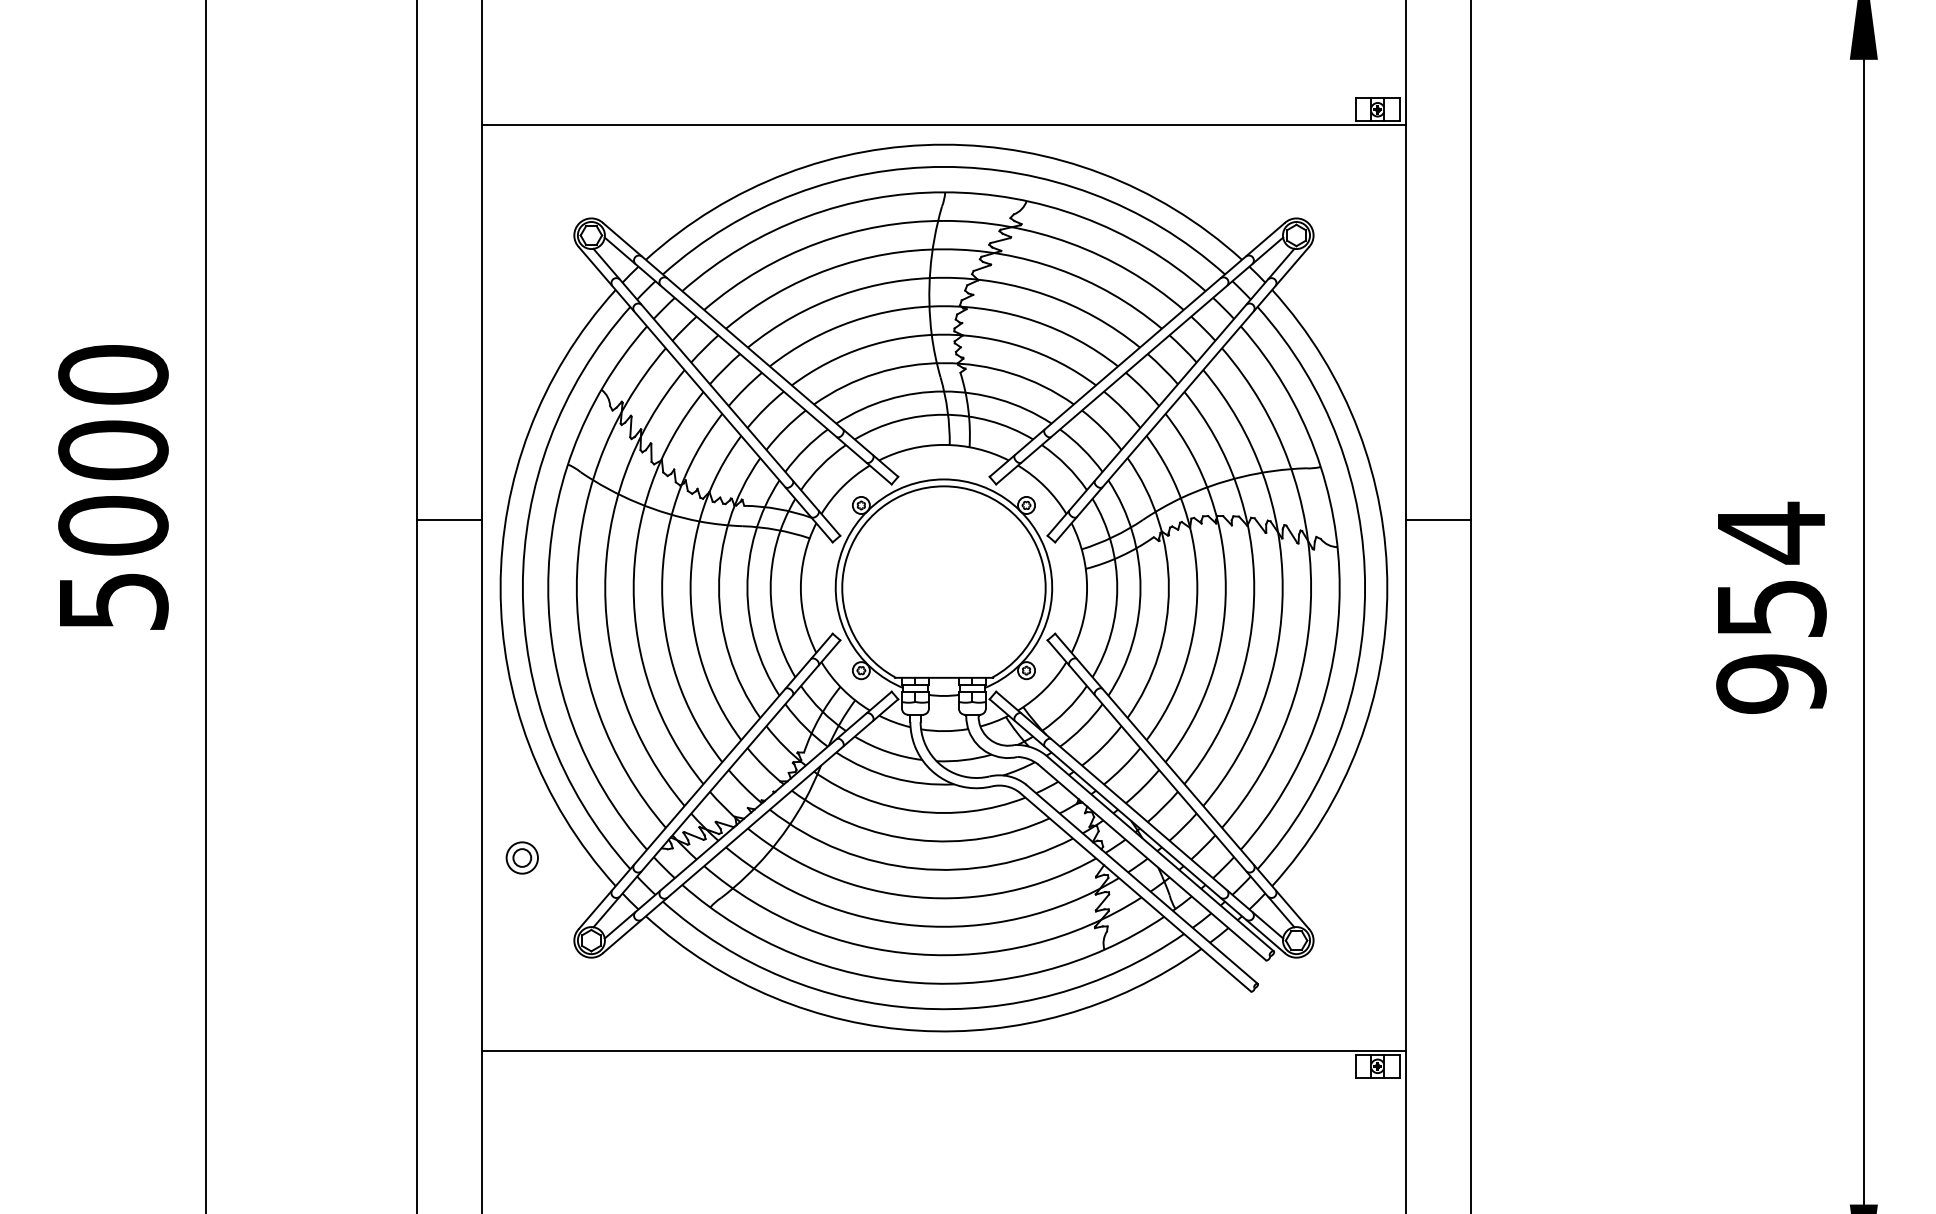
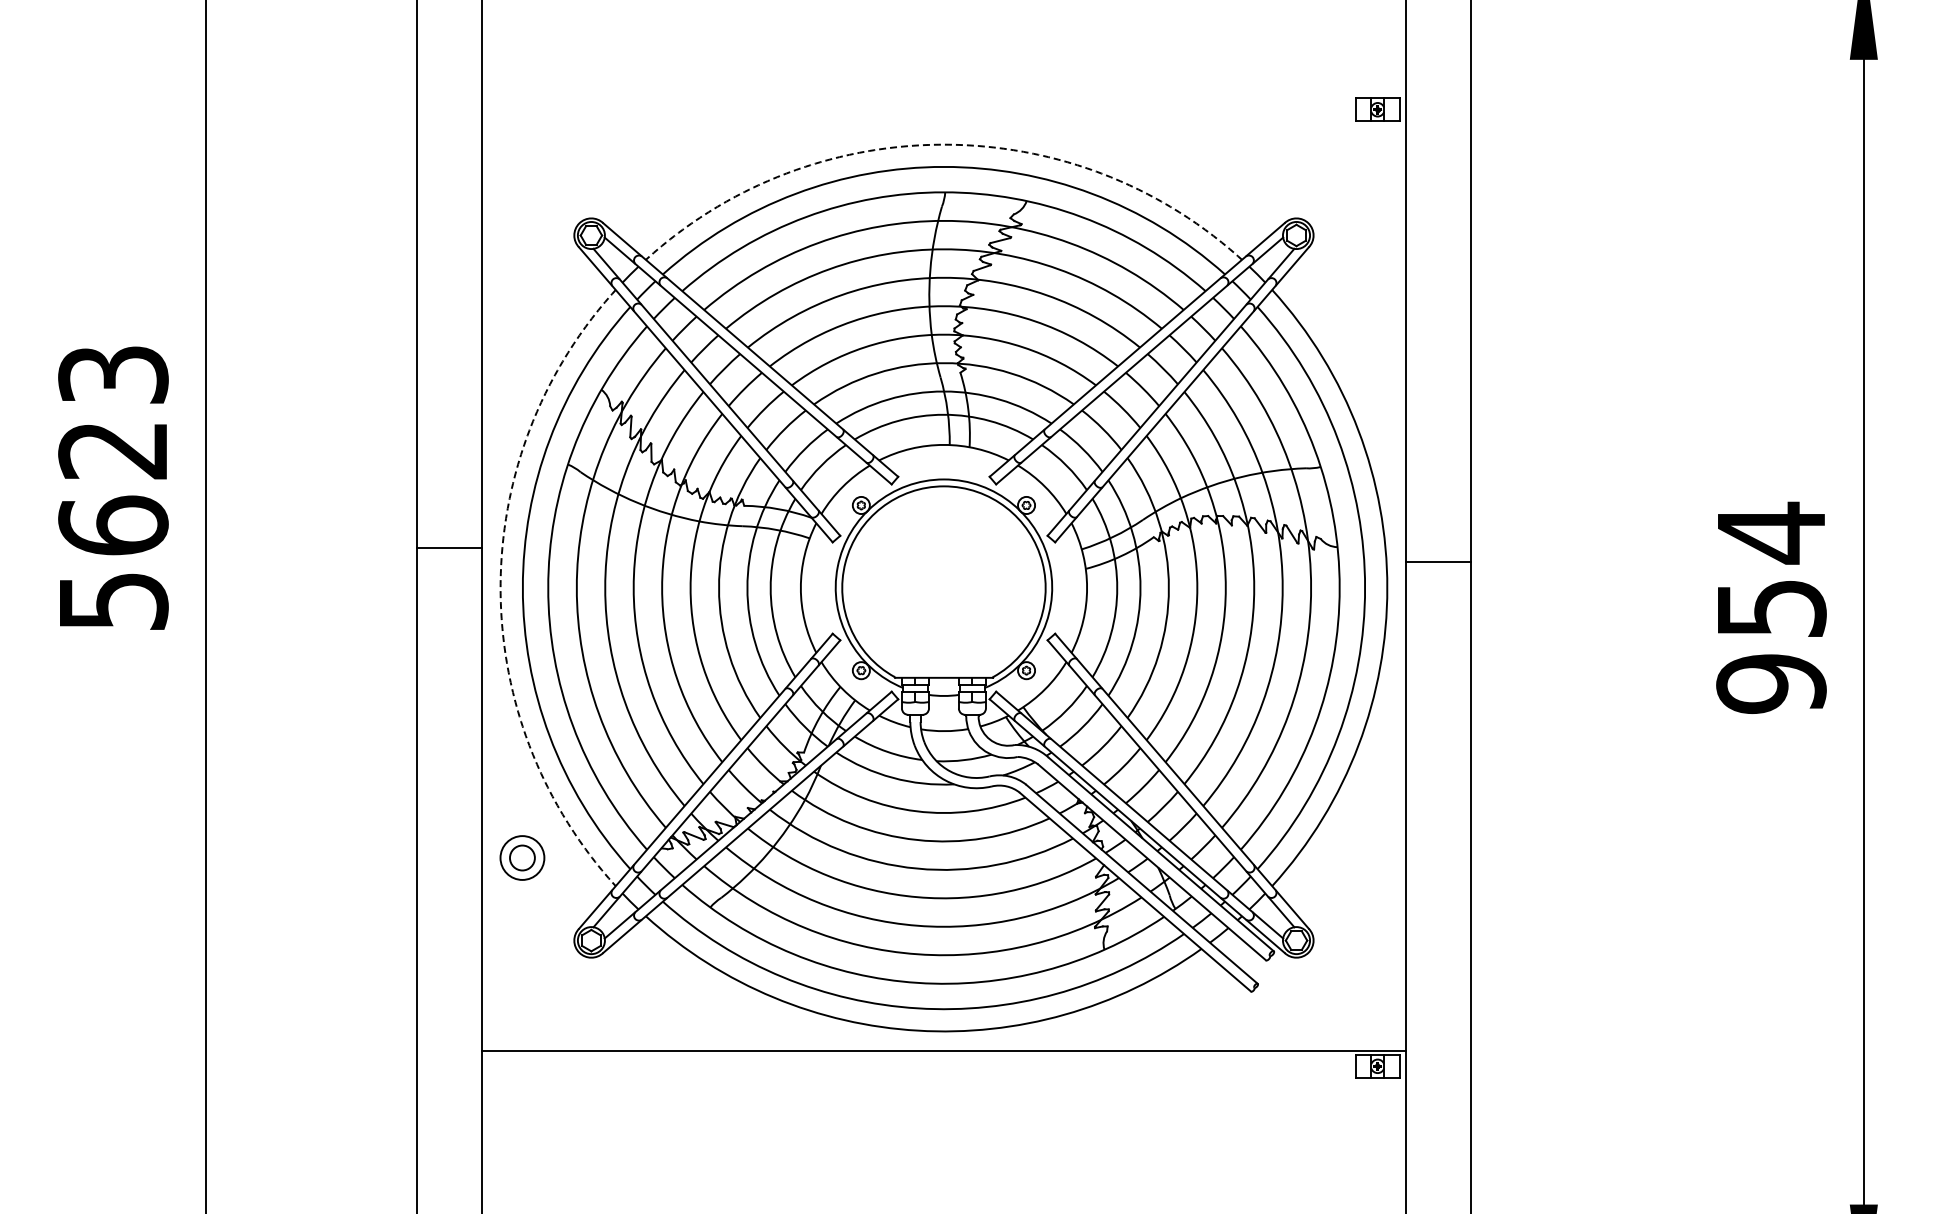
line: present -> none (943, 125)
arc: solid -> dashed (943, 144)
text: 5000 -> 5623 (113, 450)
line position: (449, 520) -> (449, 548) (449, 548)
line position: (1438, 520) -> (1438, 562) (1438, 562)
arc: solid -> dashed (500, 588)
part size: 34x34 px -> 47x46 px (522, 857)
